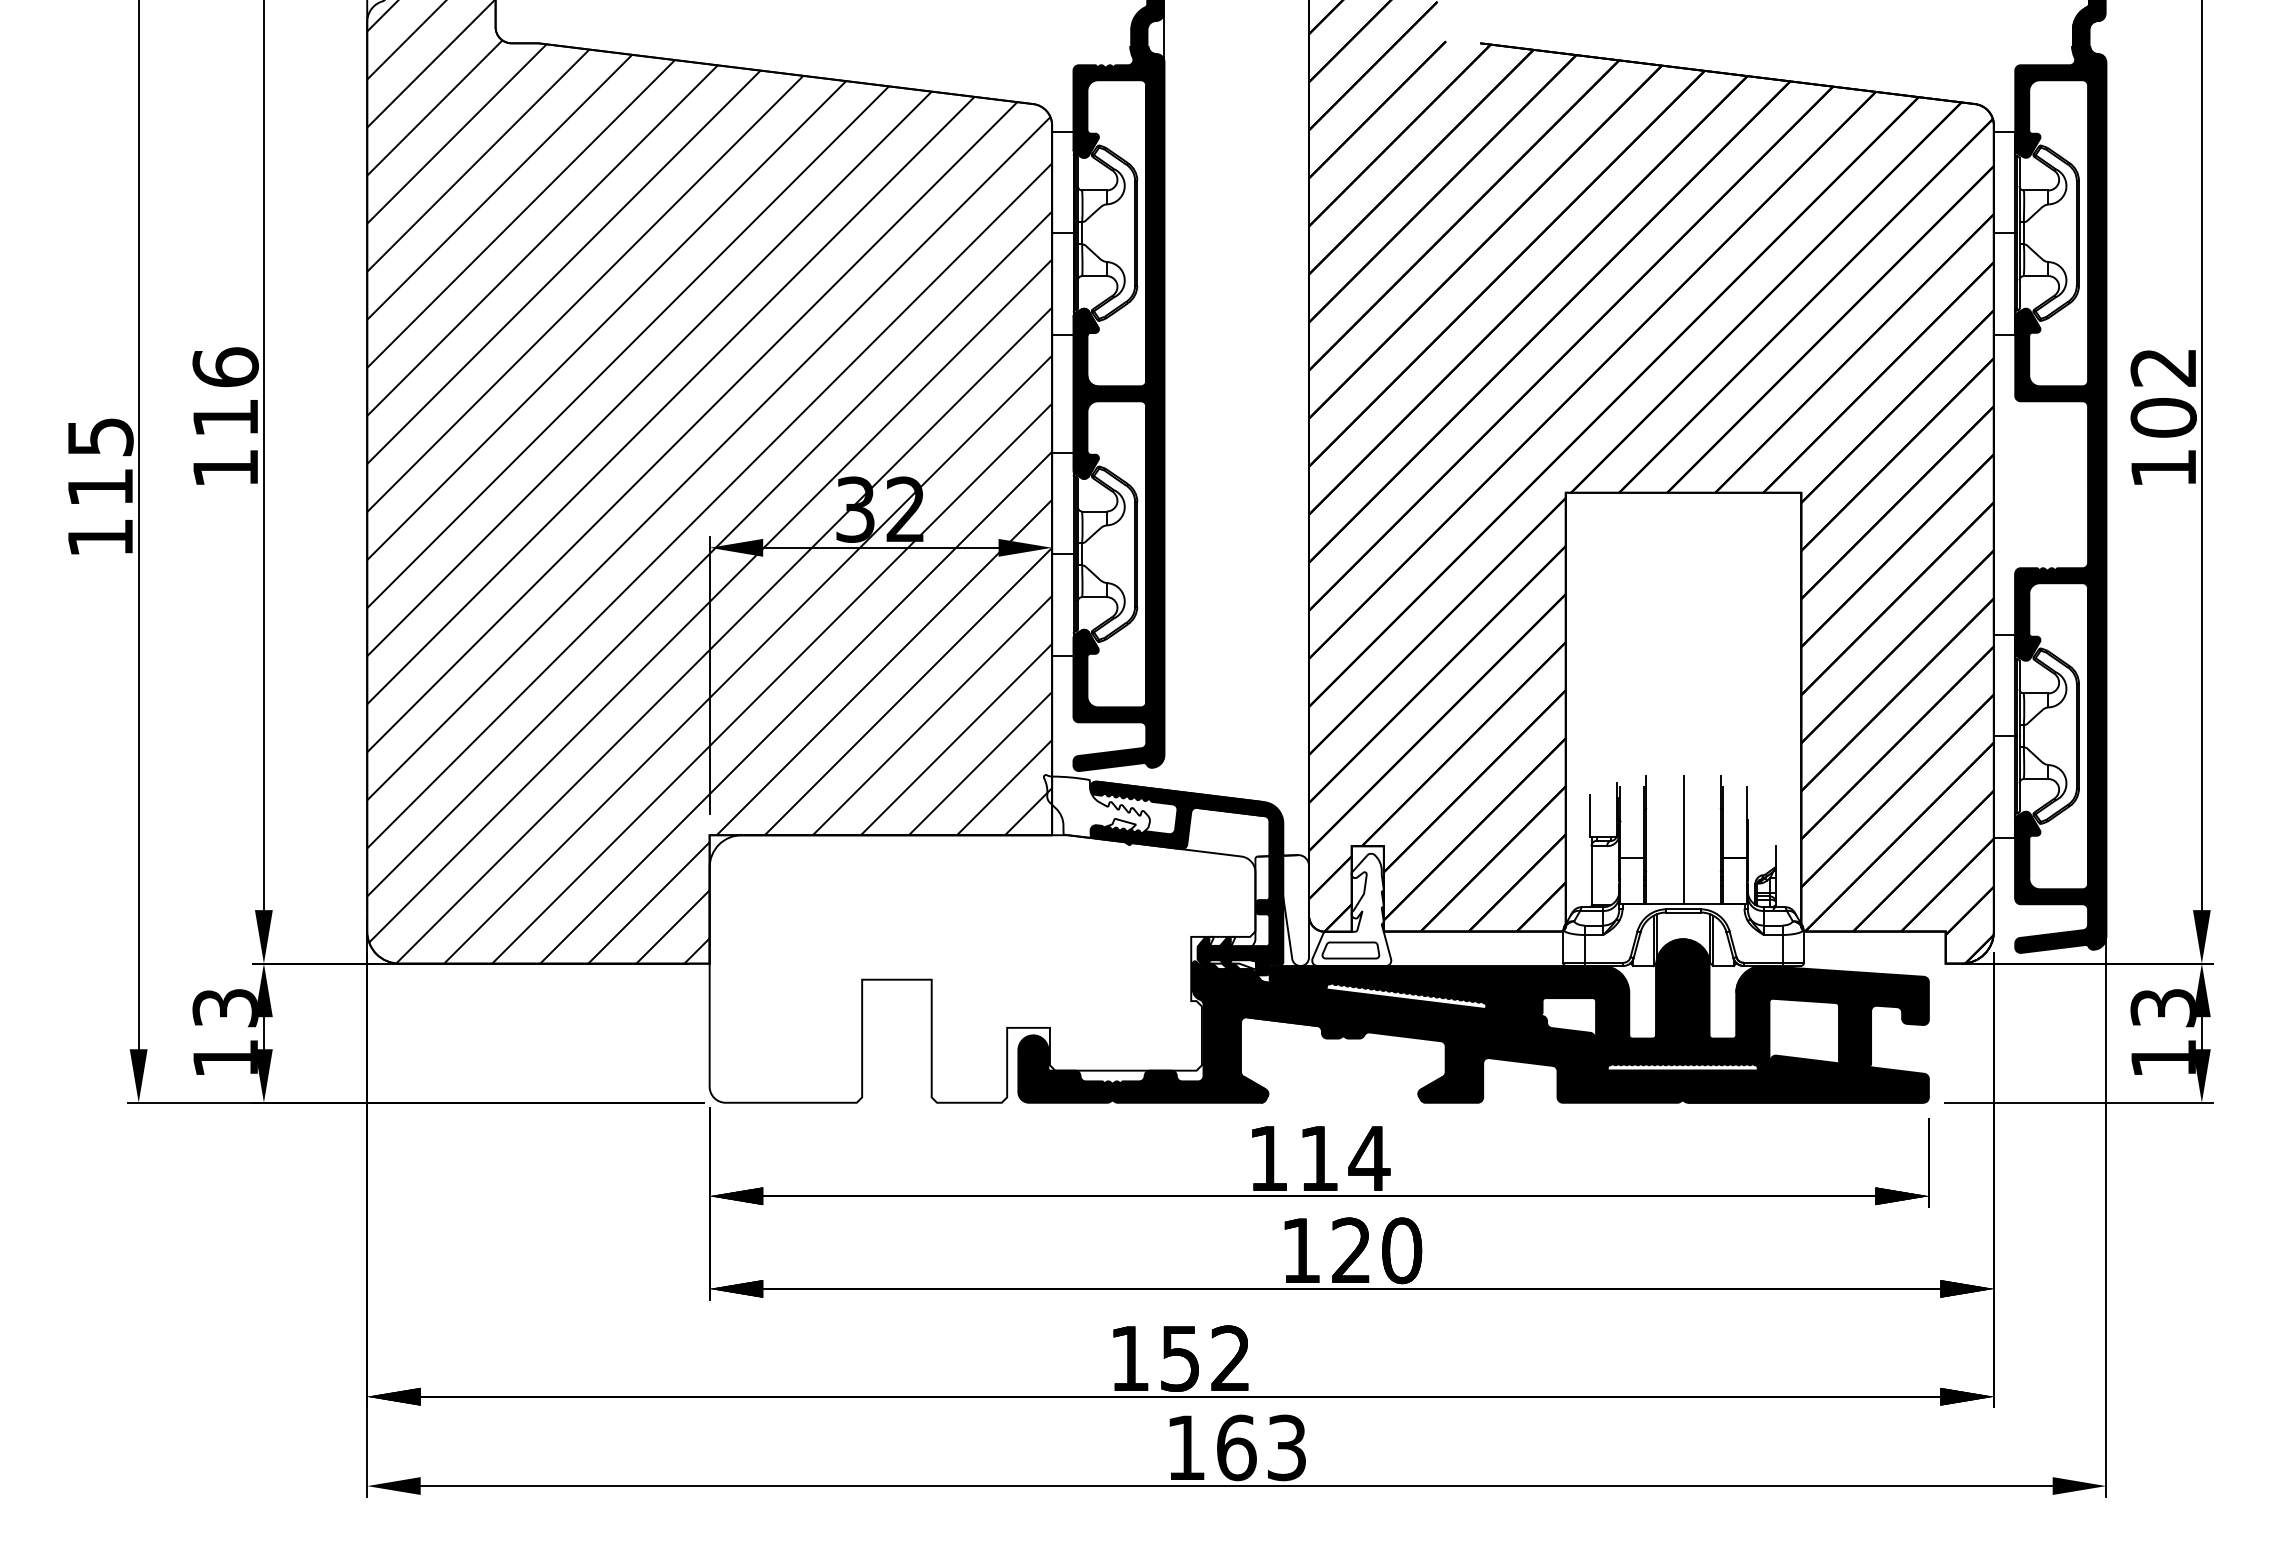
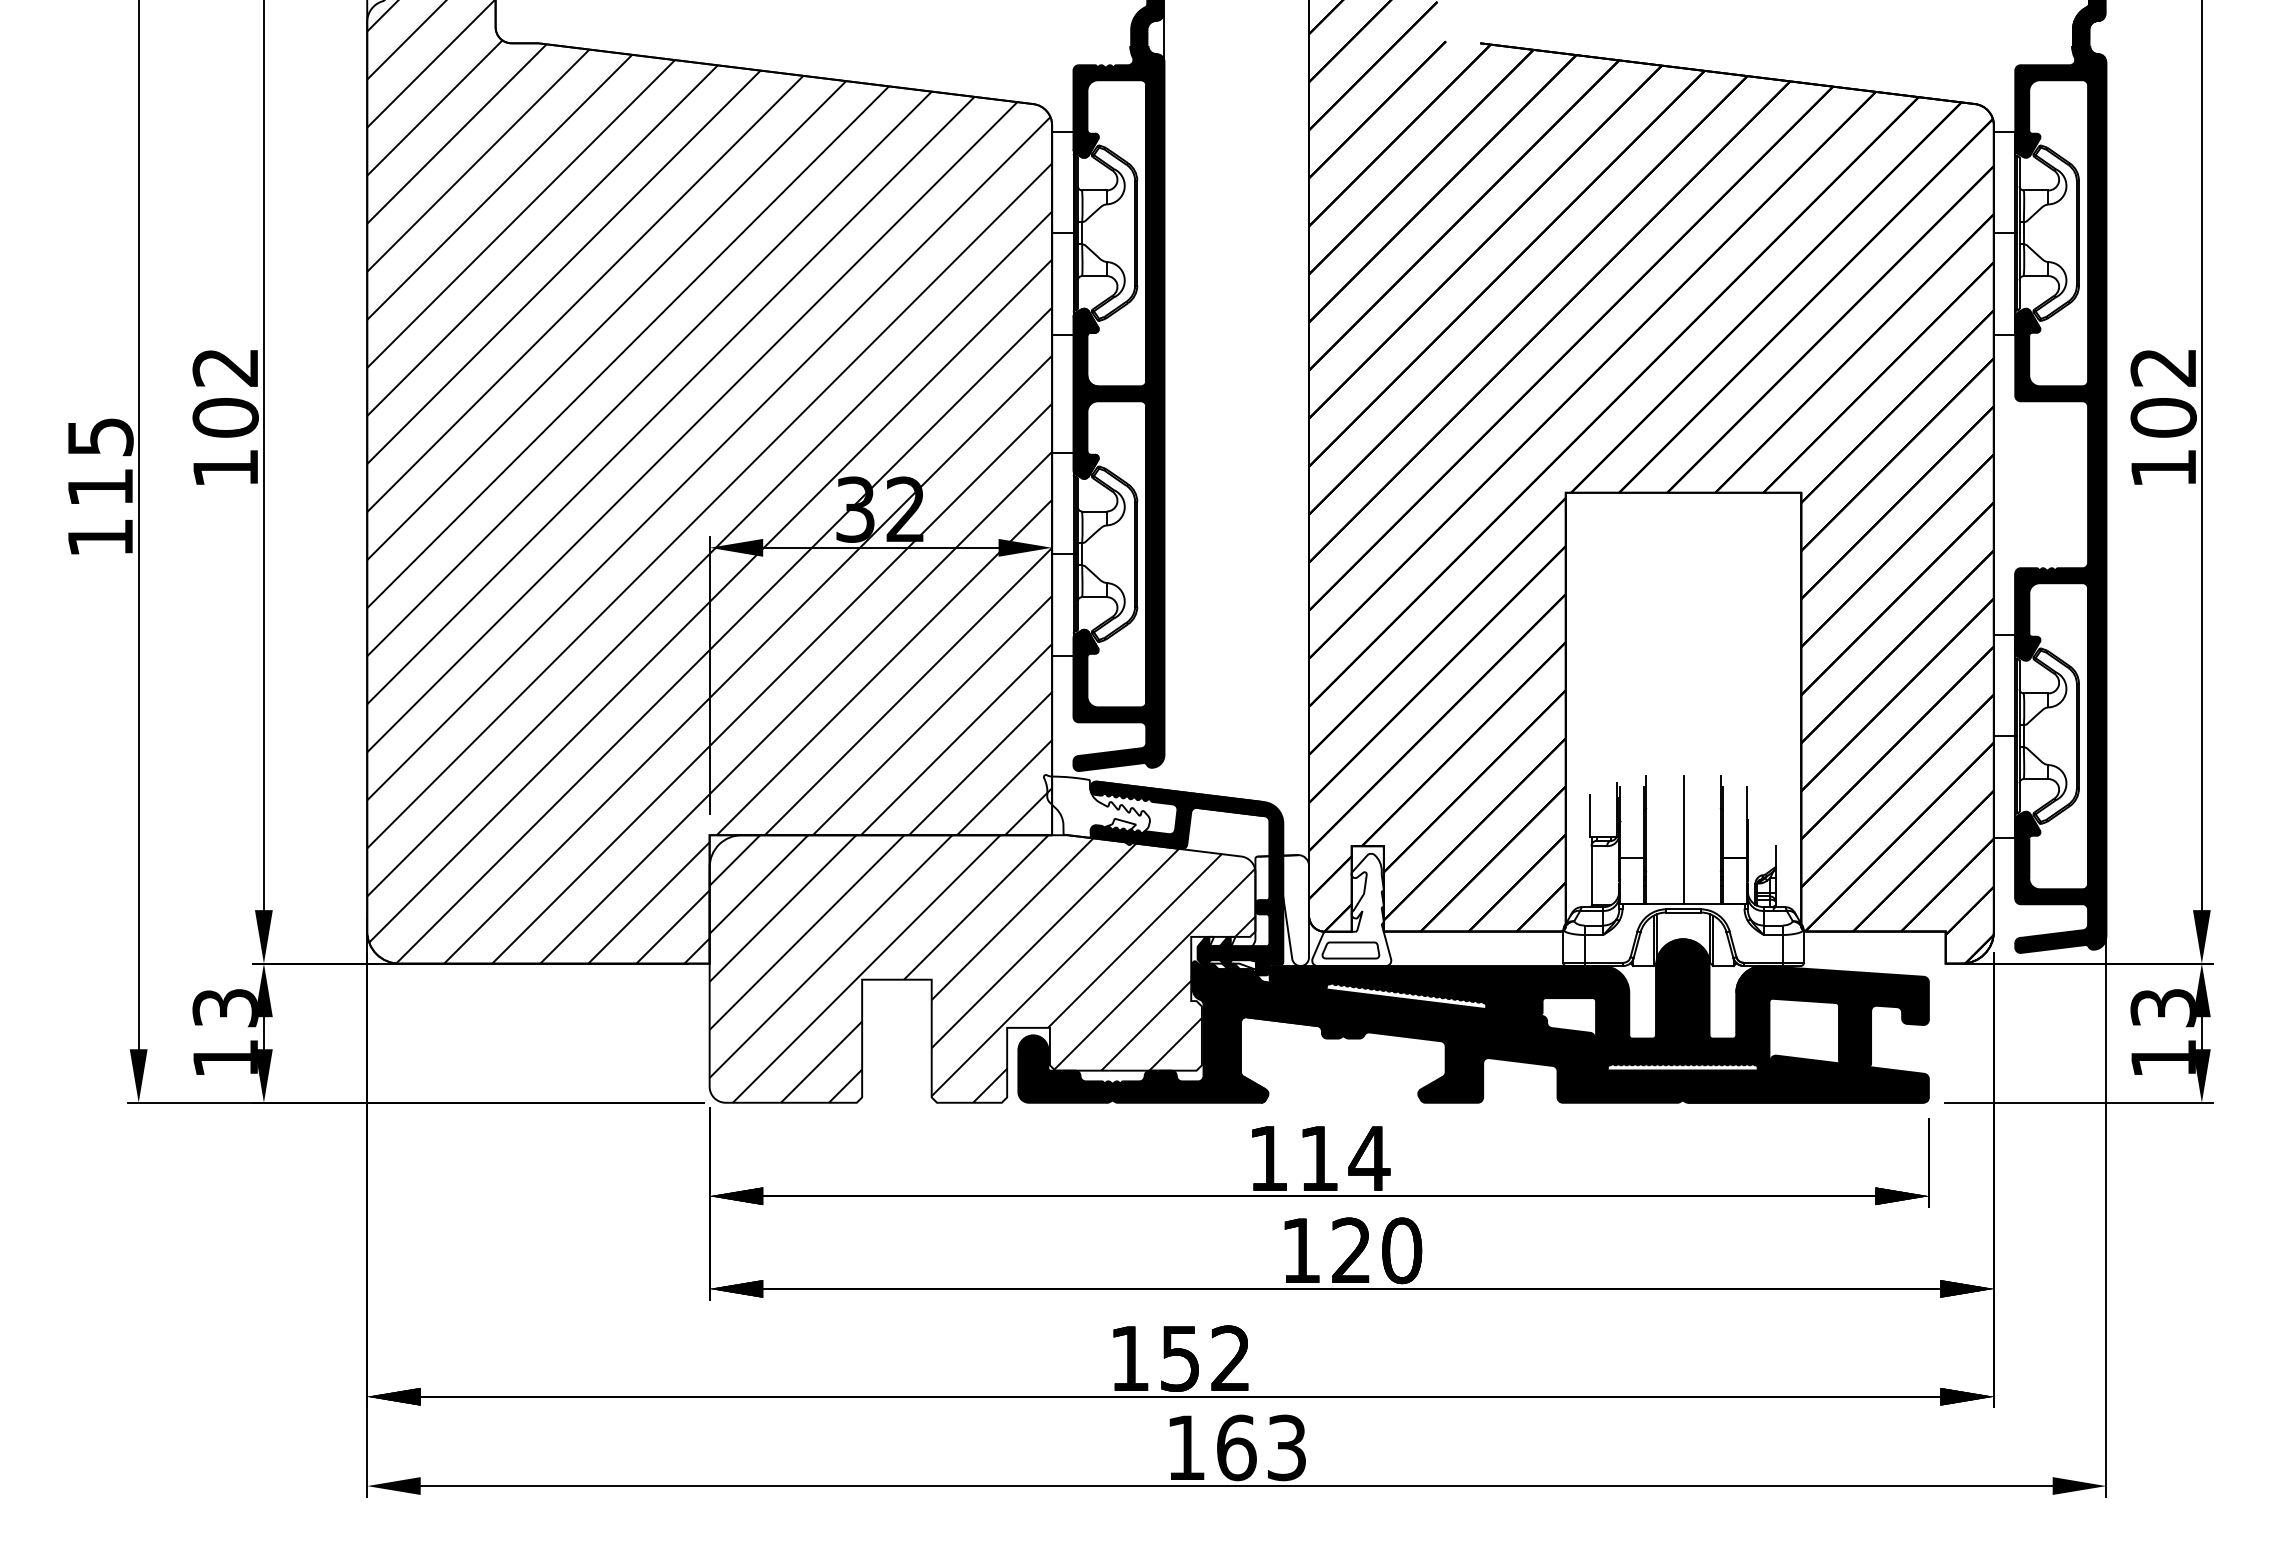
text: 116 -> 102 (225, 392)
hatch: none -> present (982, 968)
